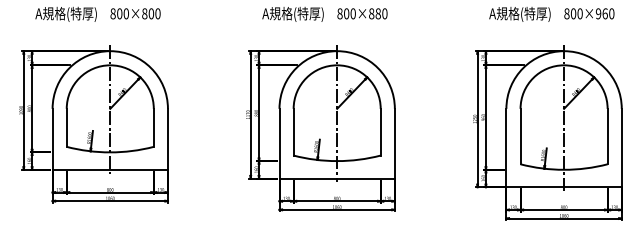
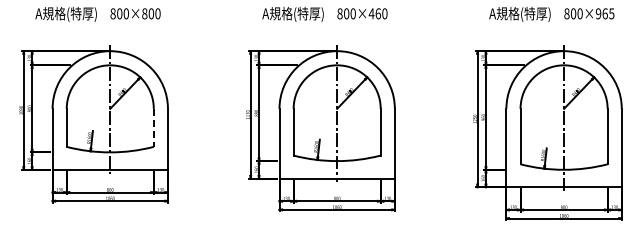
text: 800×880 -> 800×460 (374, 13)
text: 800×960 -> 800×965 (611, 13)
line: solid -> dashed (153, 128)
